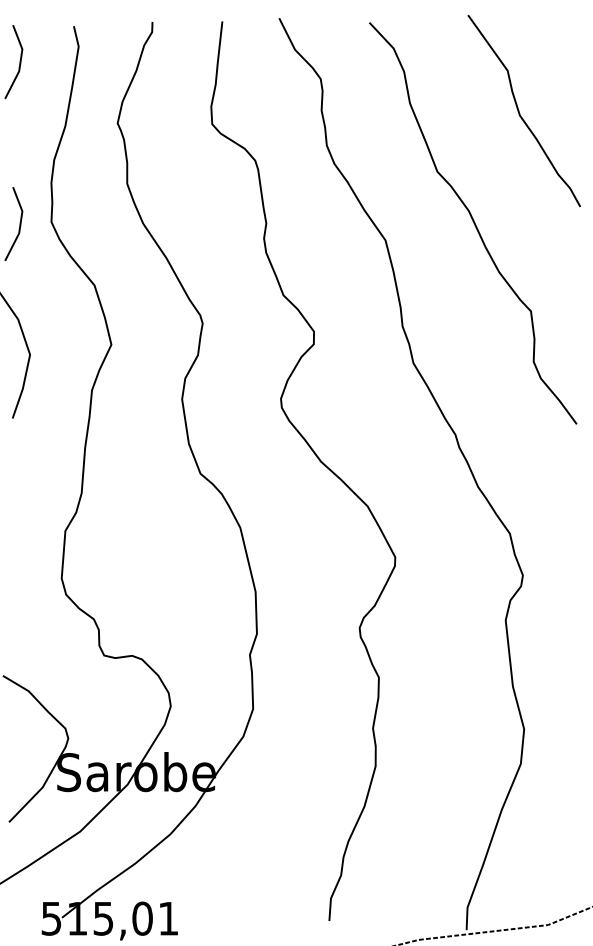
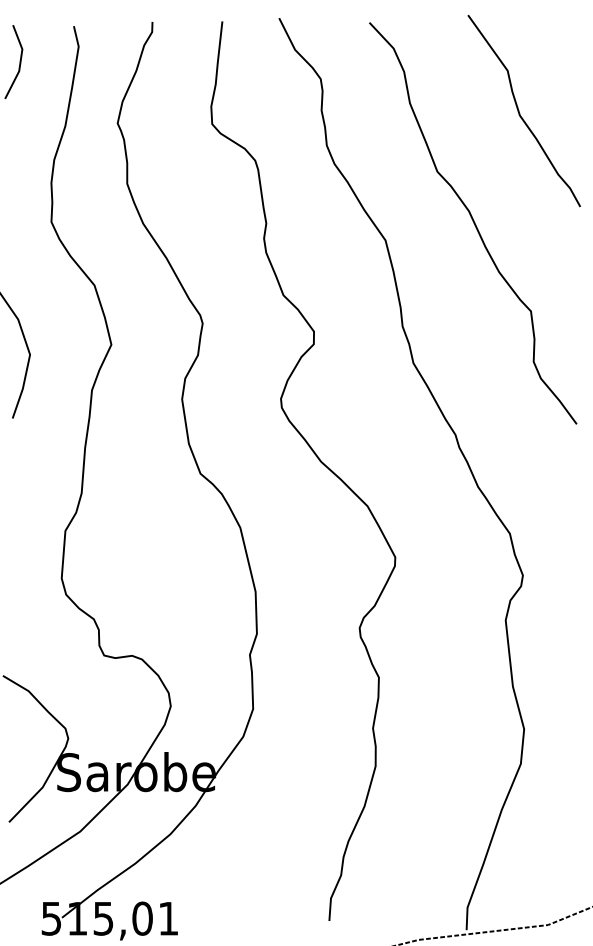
line: present -> none (19, 224)
